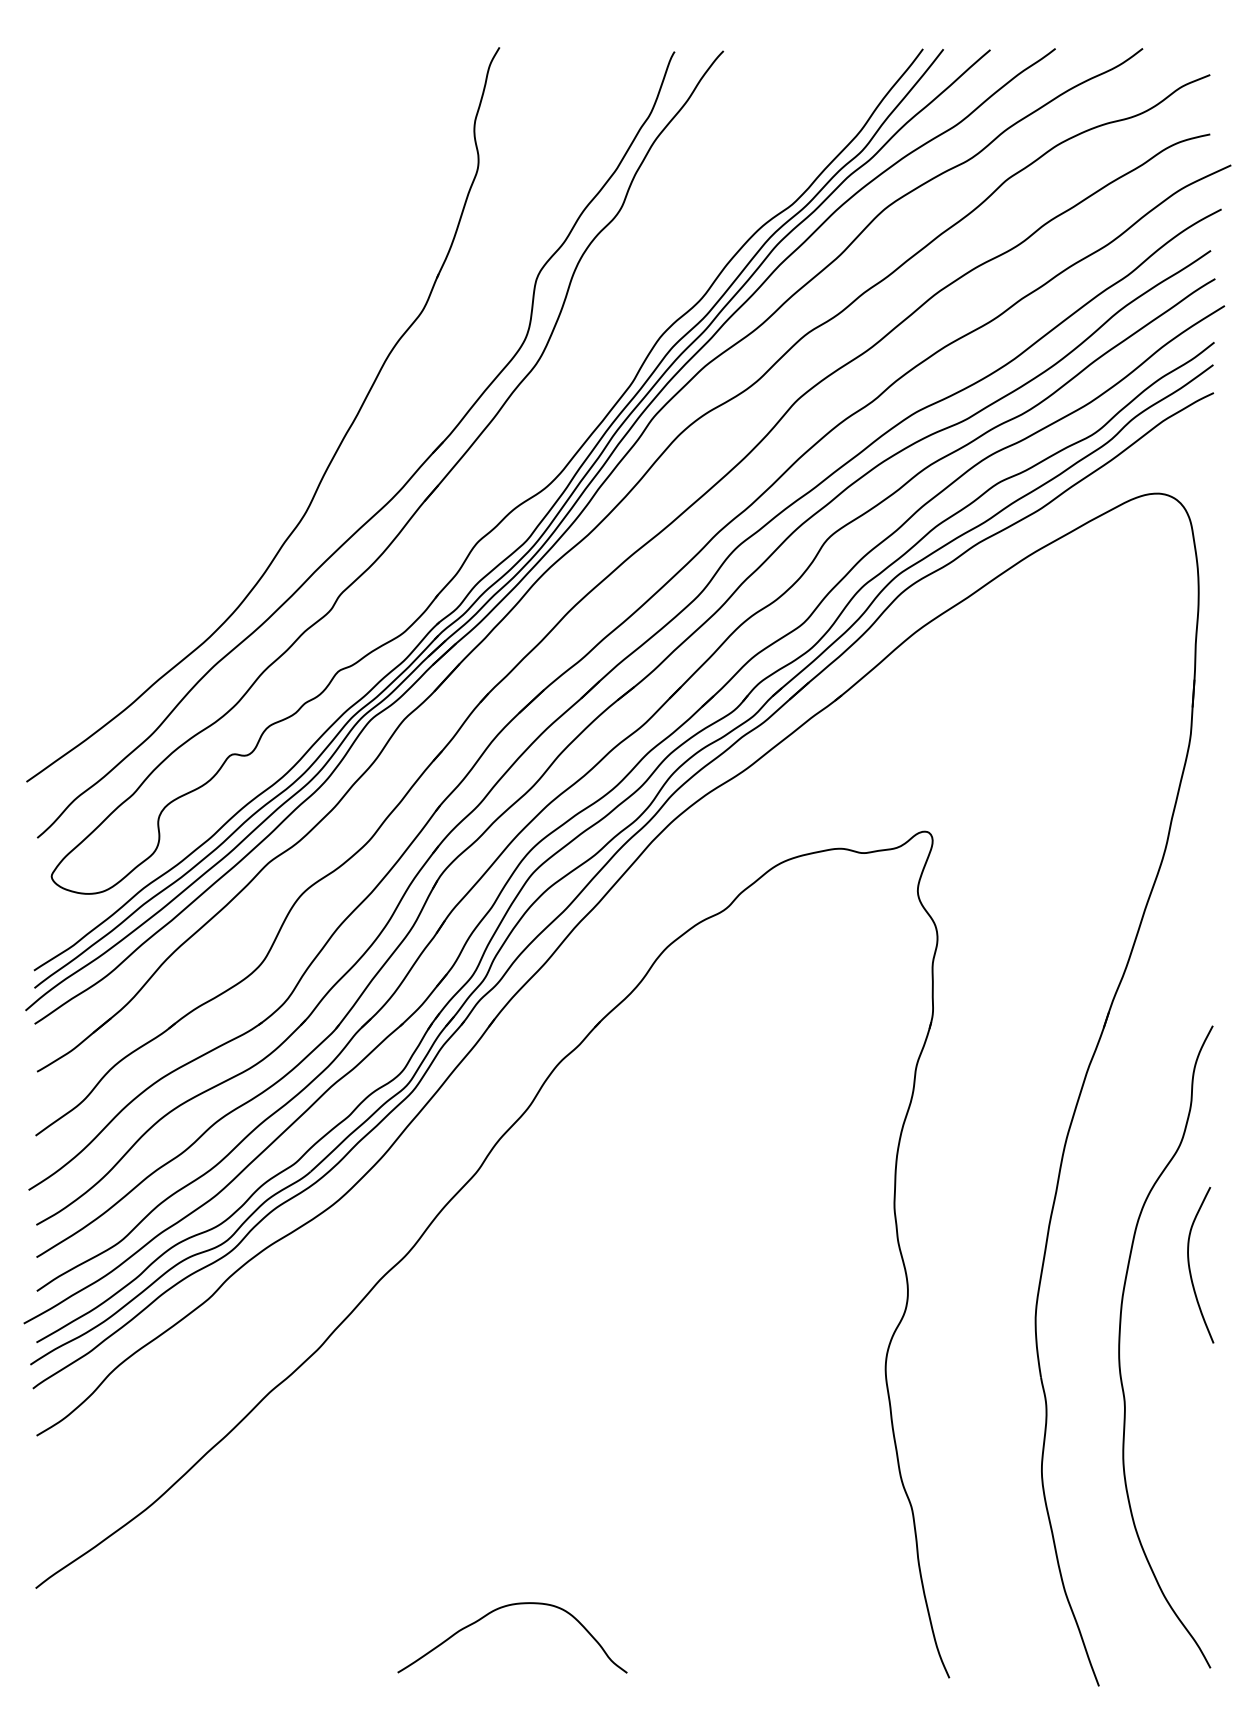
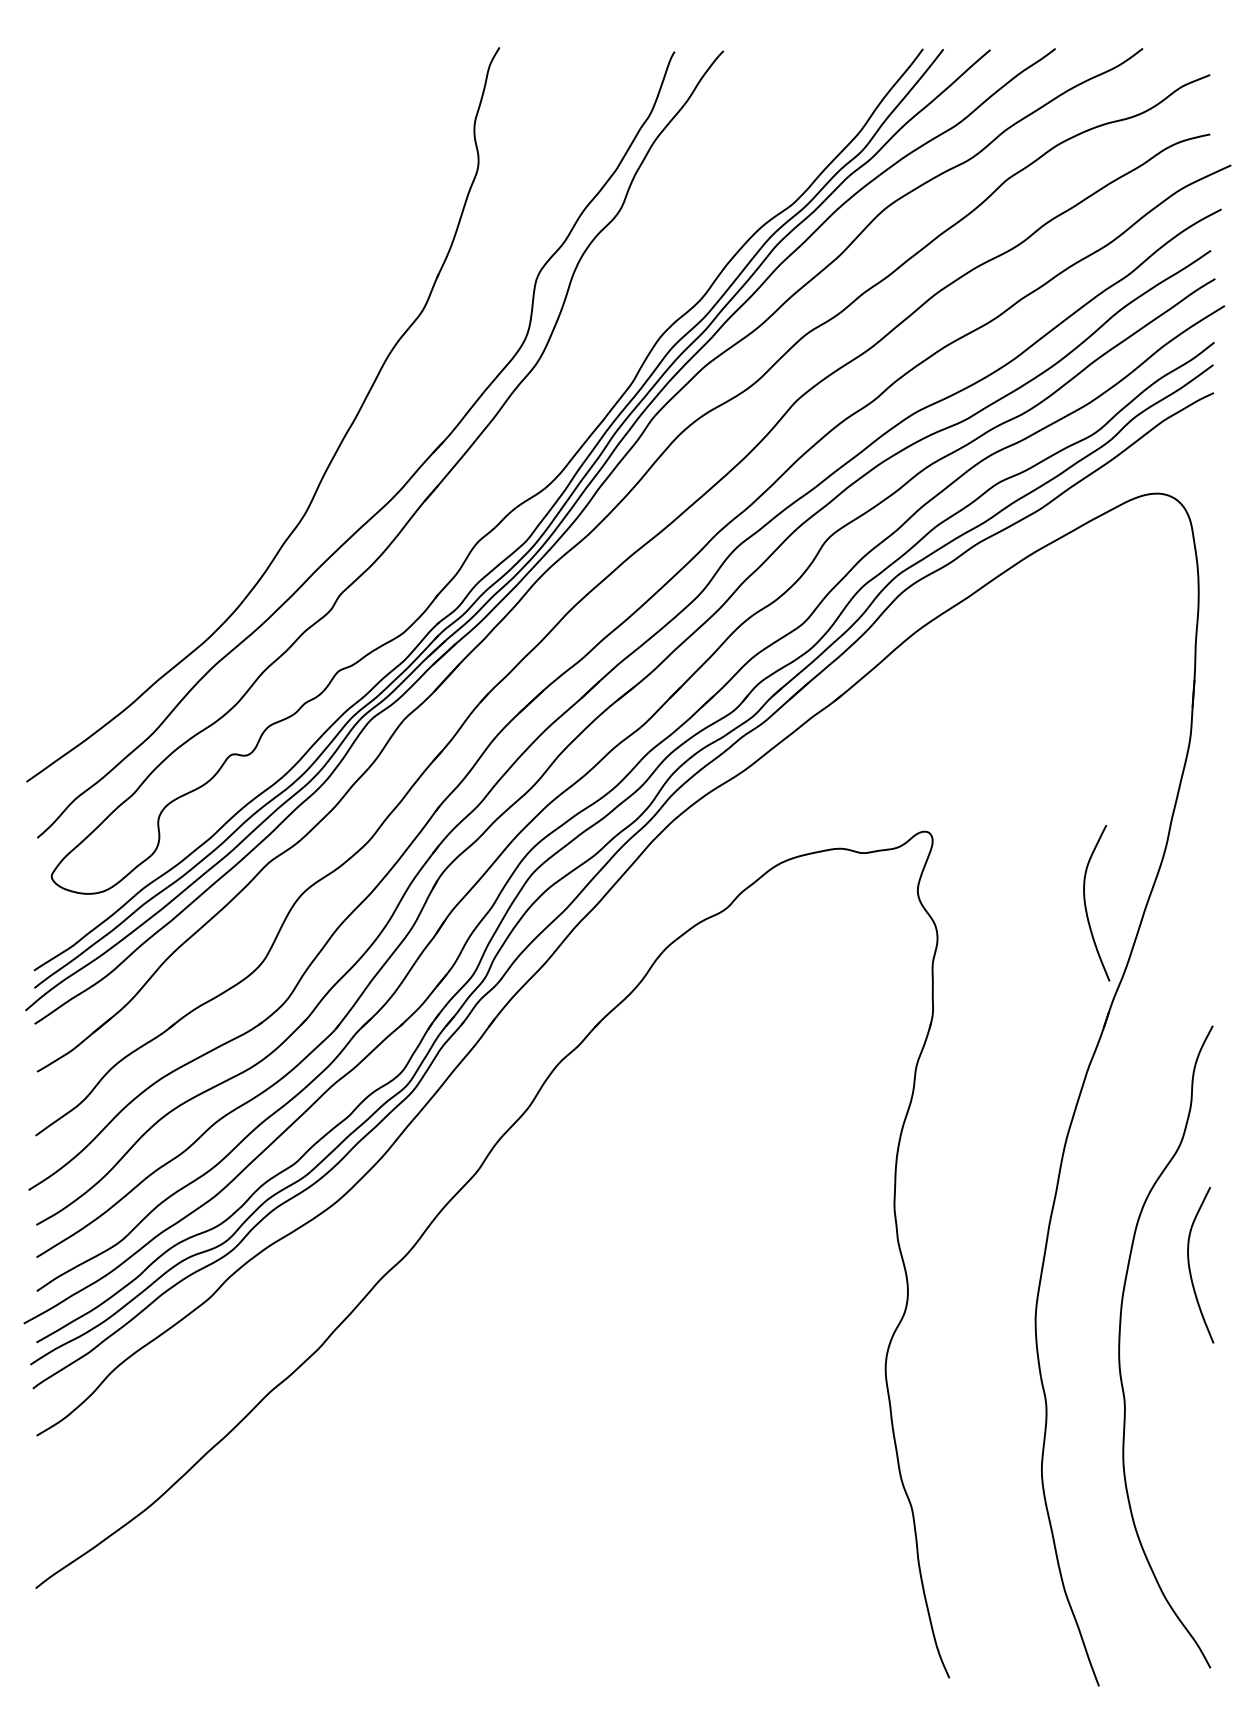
curve: none -> present (1086, 905)
curve: present -> none (502, 1608)
